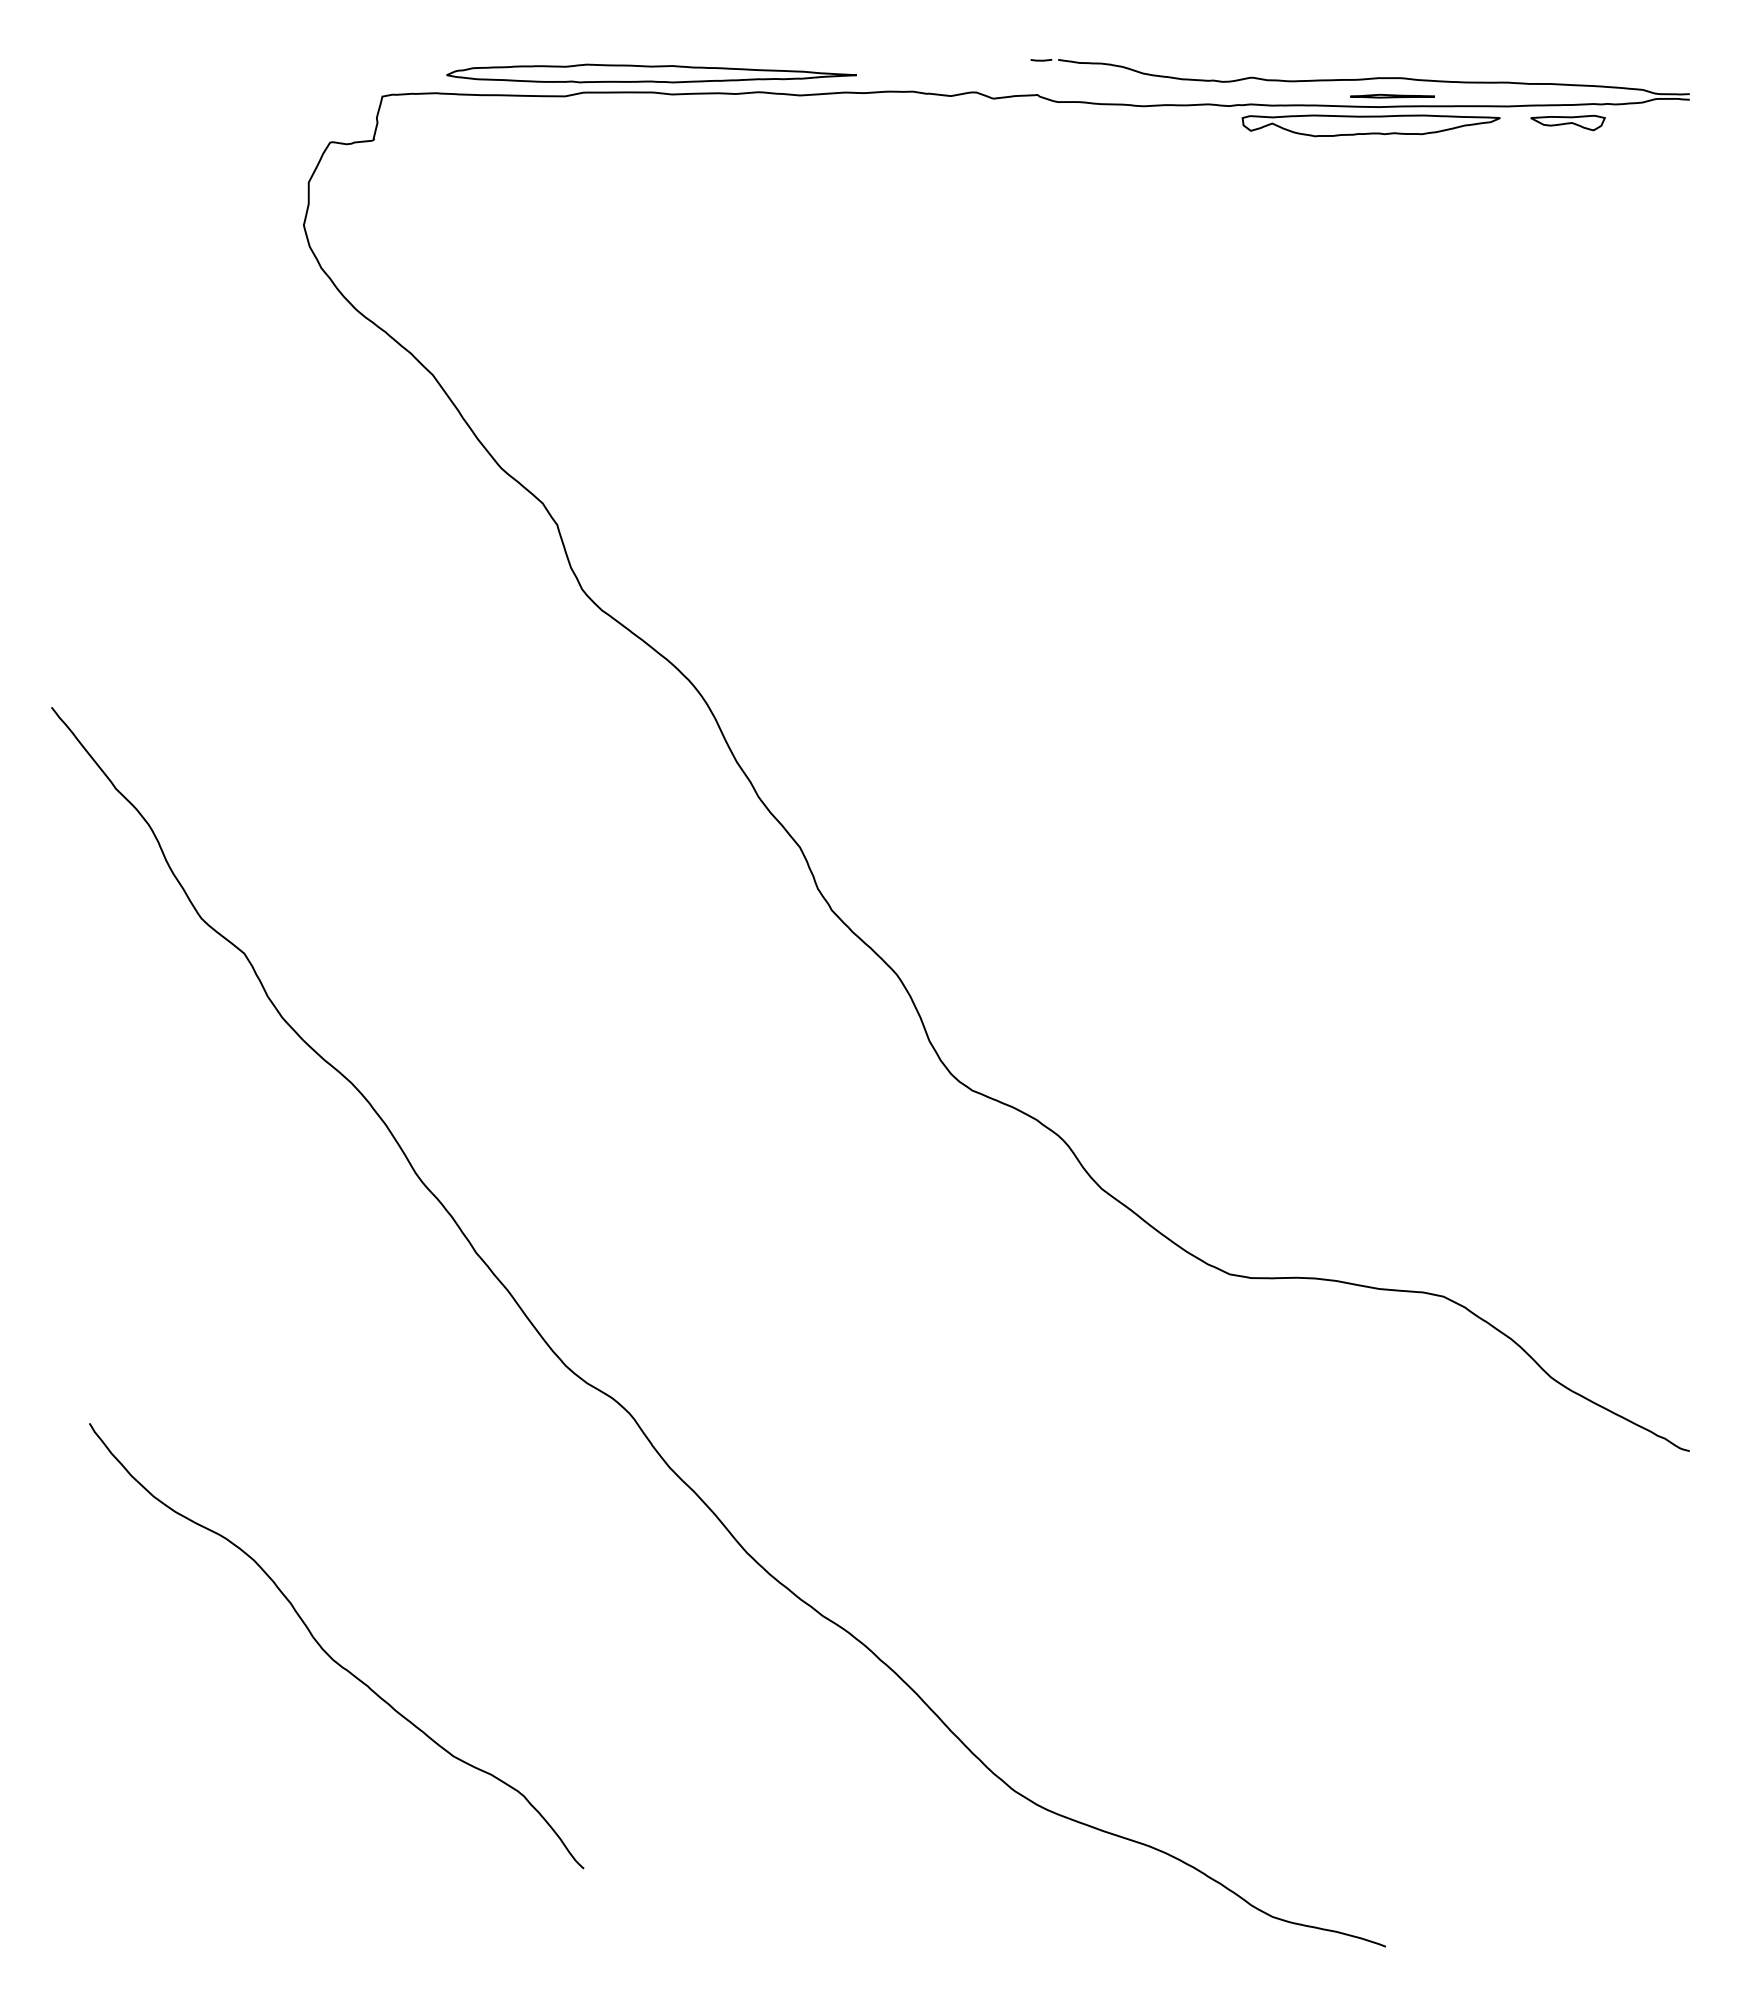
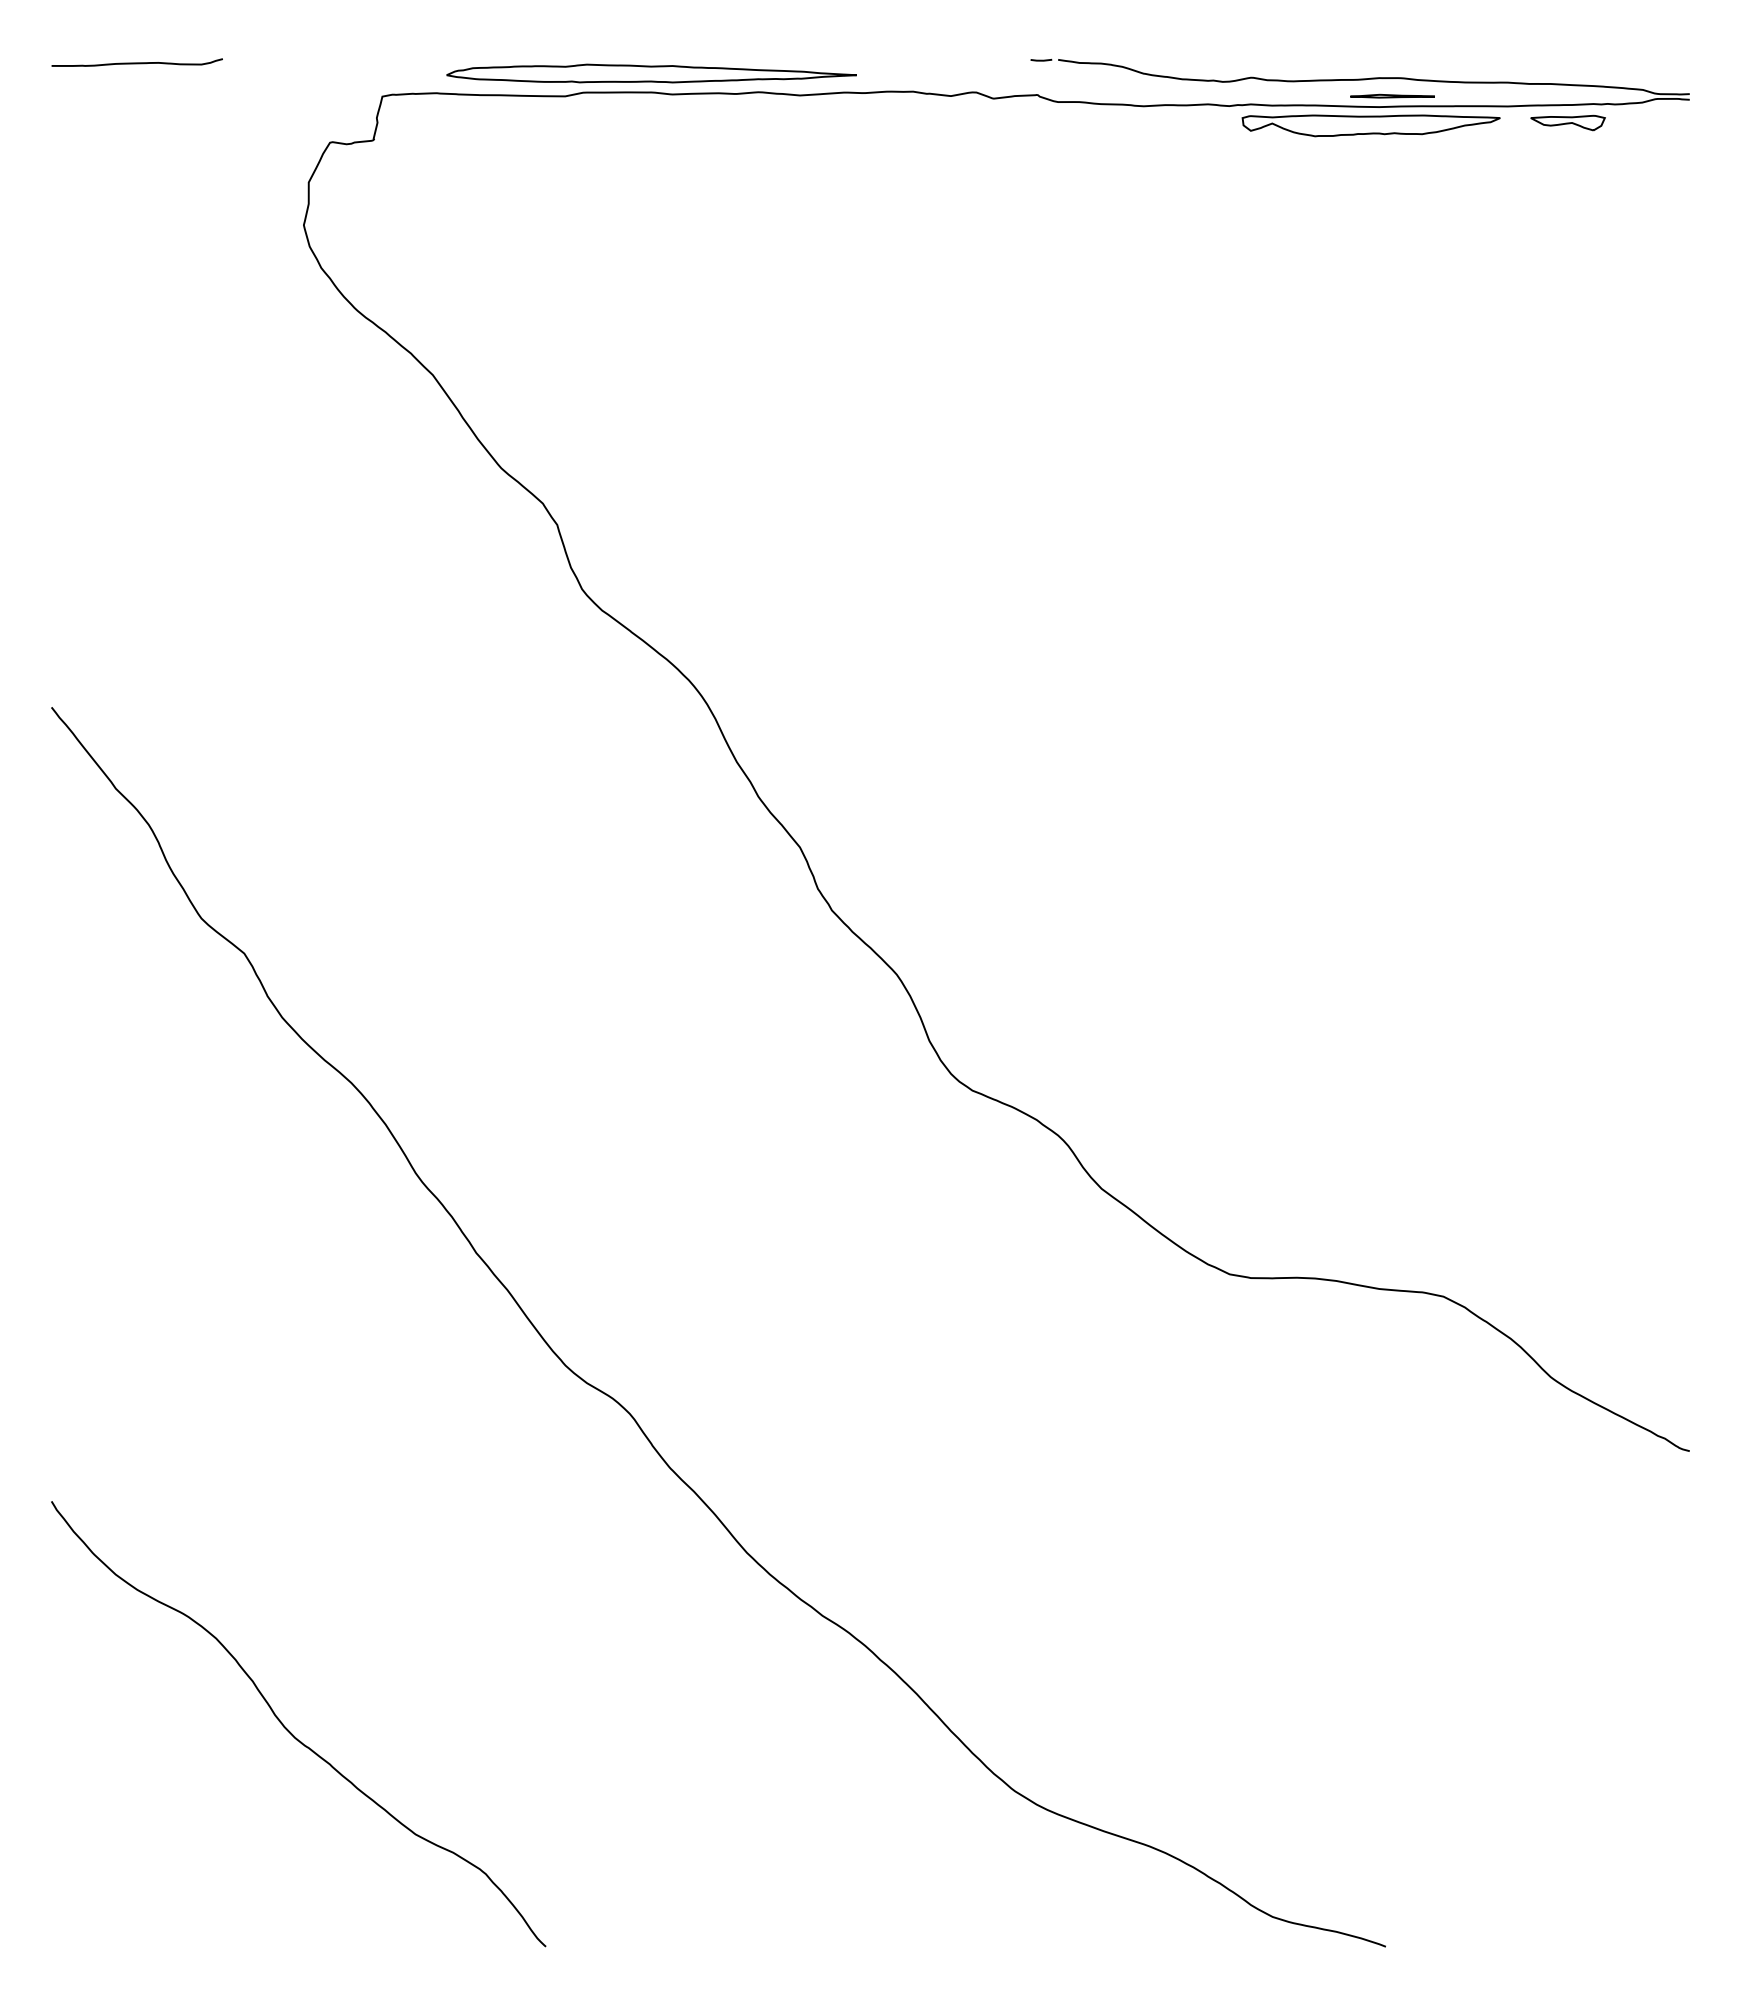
curve: none -> present (136, 62)
curve position: (328, 1653) -> (290, 1731) (290, 1731)
